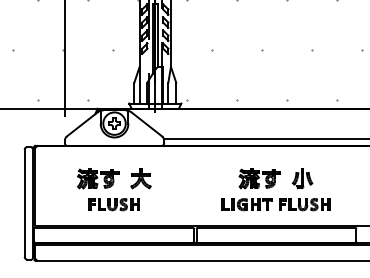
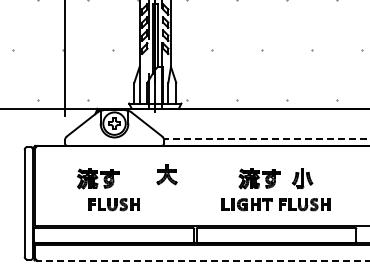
line: solid -> dashed (266, 139)
part position: (140, 178) -> (166, 174) (166, 174)
line: solid -> dashed (202, 260)
